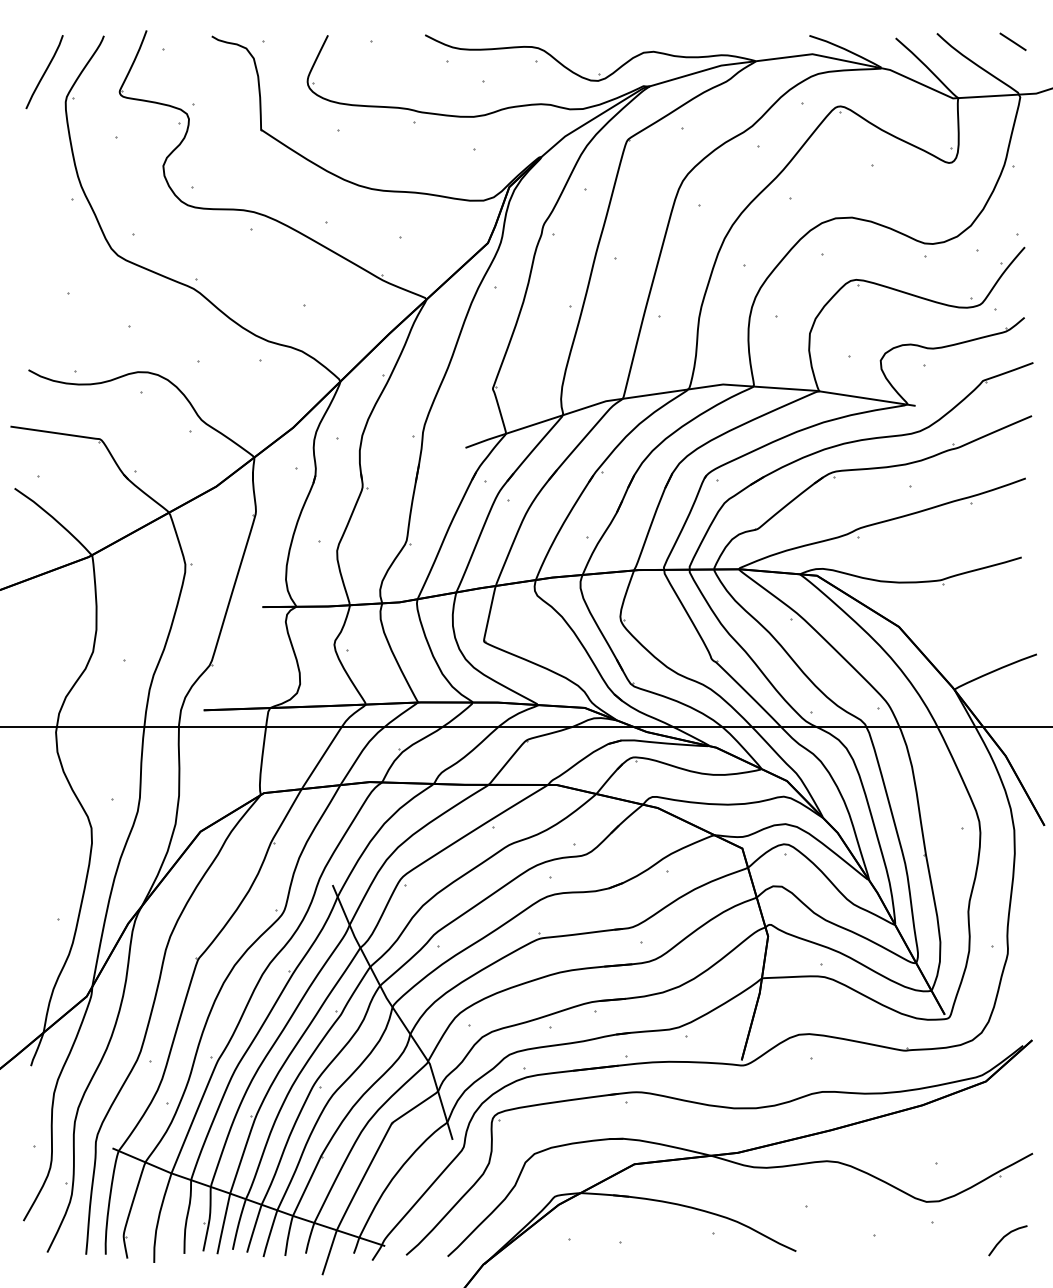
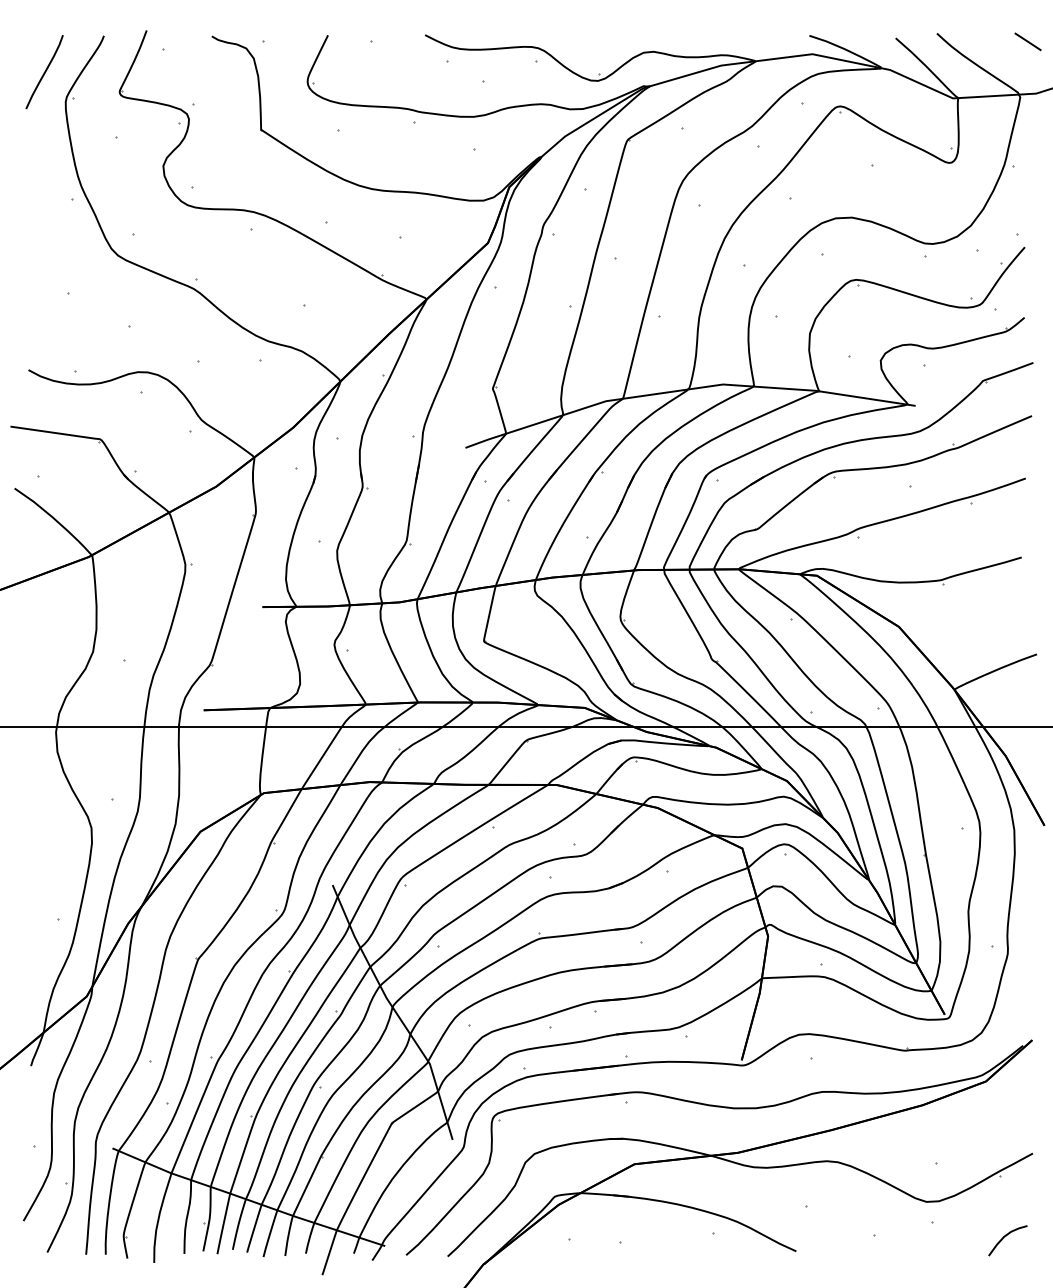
line position: (1012, 41) -> (1027, 41) (1027, 41)
